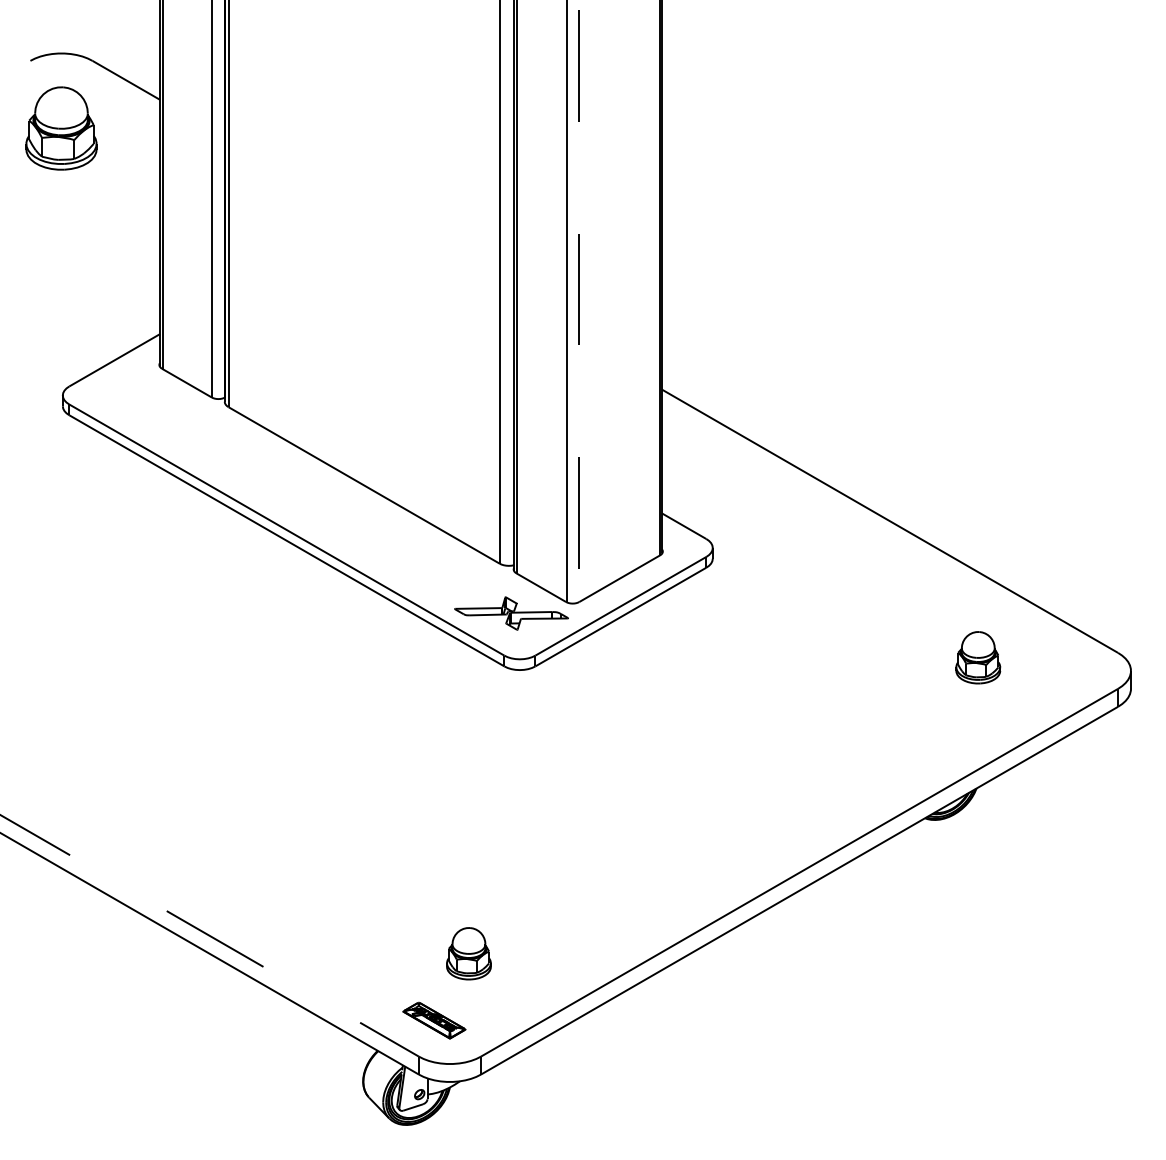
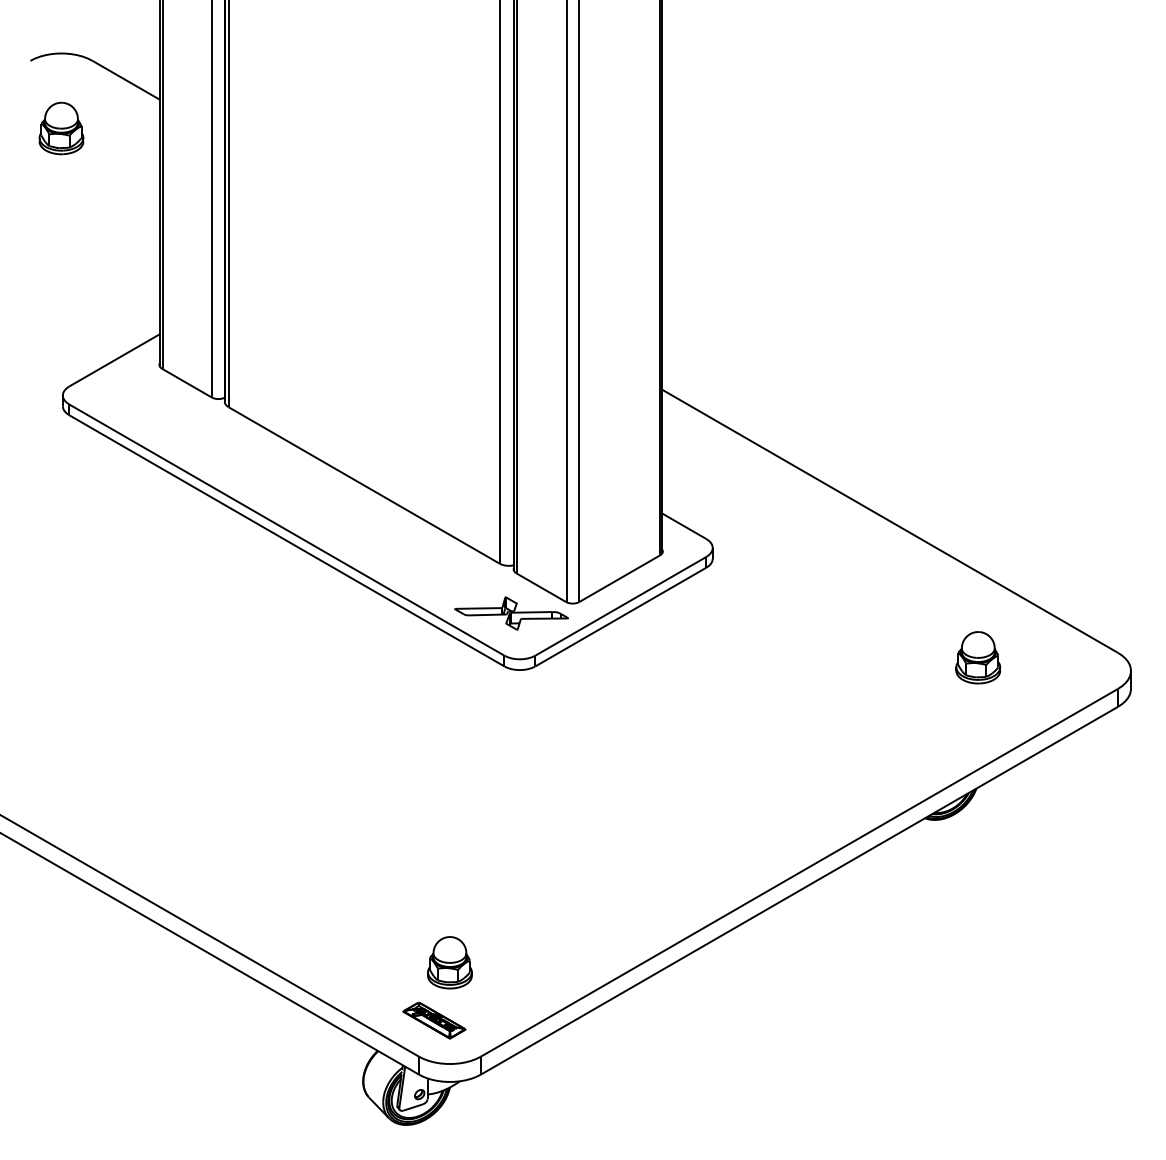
part size: 73x85 px -> 47x55 px (61, 128)
line: dashed -> solid (578, 301)
line: dashed -> solid (209, 935)
part position: (468, 953) -> (449, 962) (449, 962)
